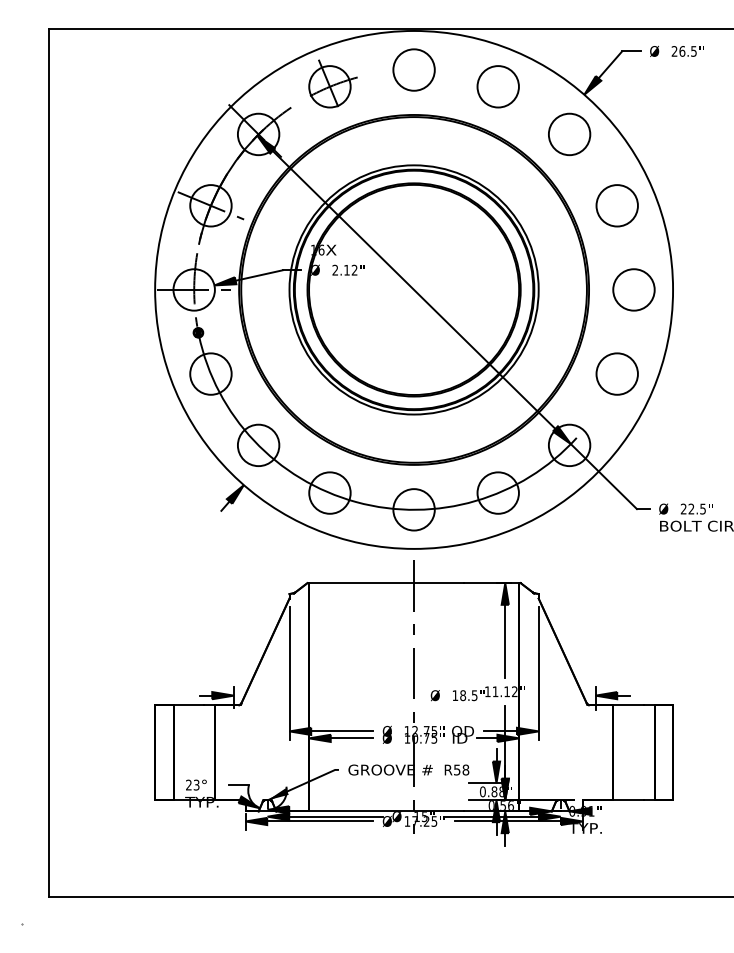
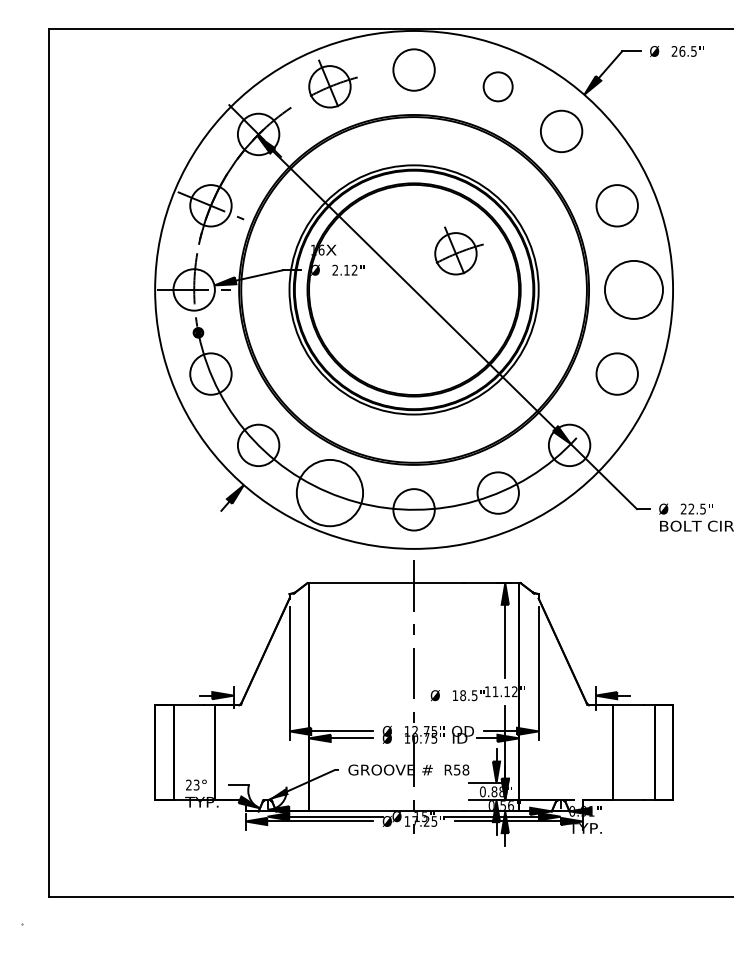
circle size: 44x44 px -> 32x32 px (497, 86)
circle position: (569, 134) -> (561, 131) (561, 131)
part: none -> present (458, 250)
circle diameter: 41 px -> 58 px (633, 289)
circle diameter: 41 px -> 66 px (329, 492)
